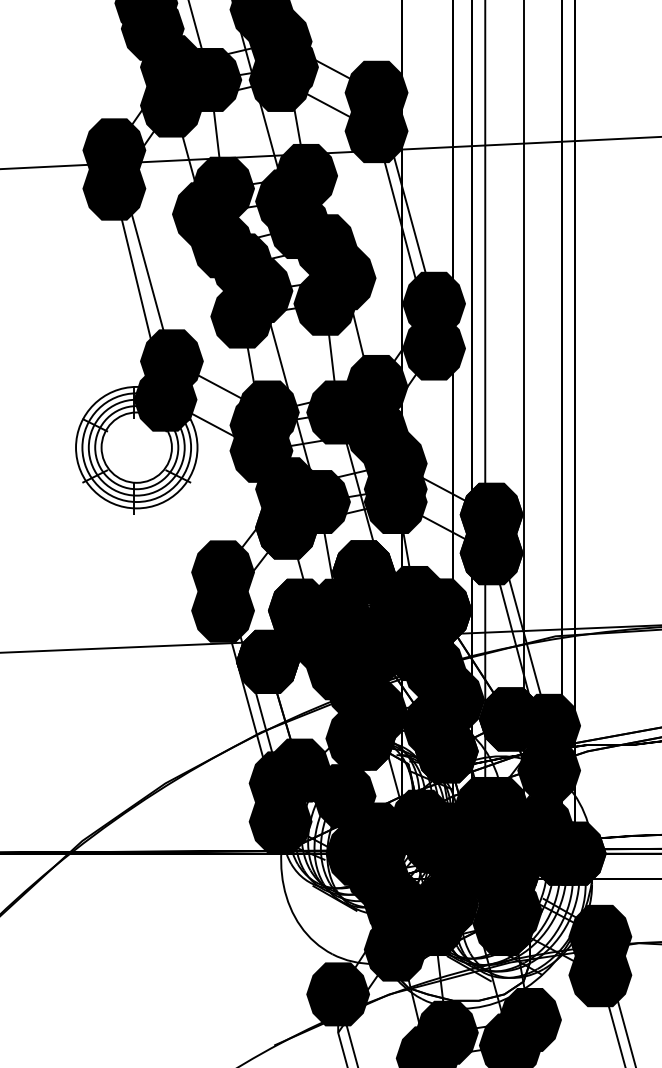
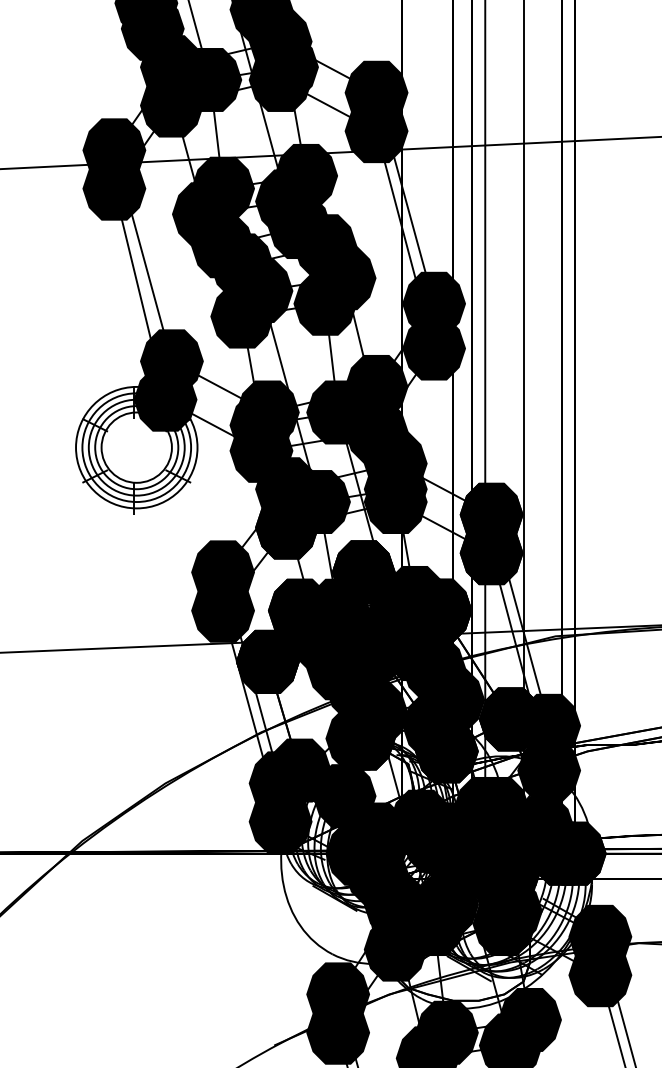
fill: none -> present (338, 1032)
